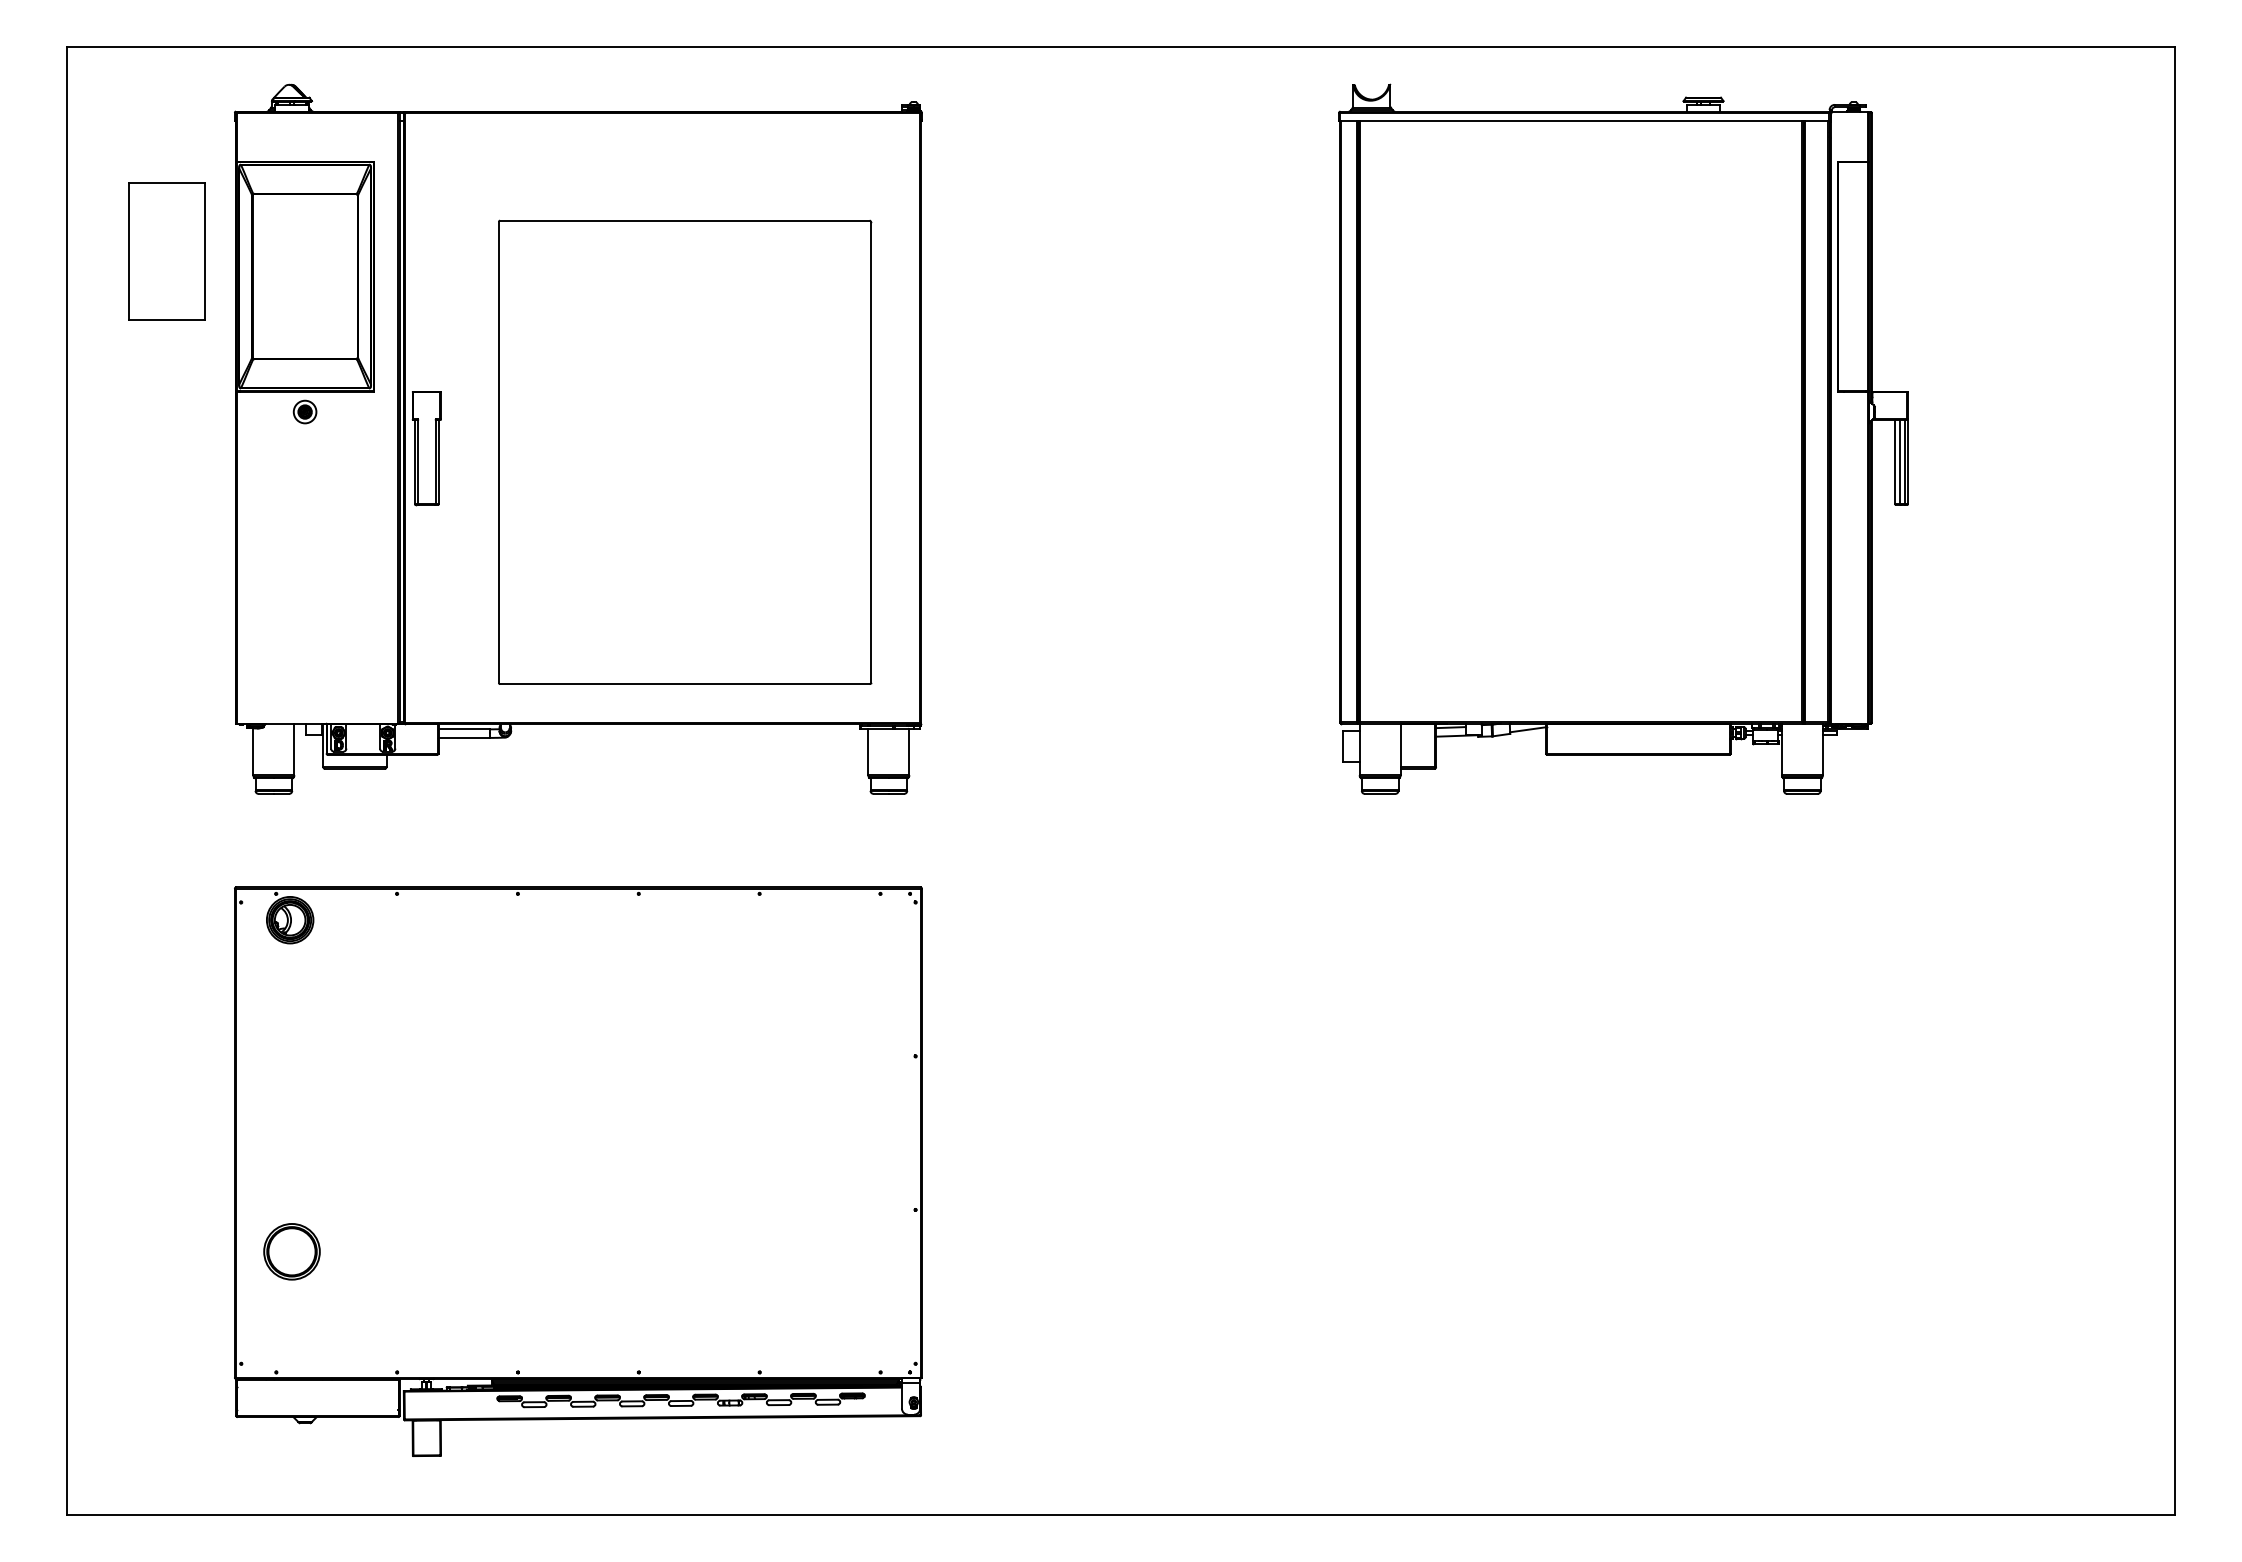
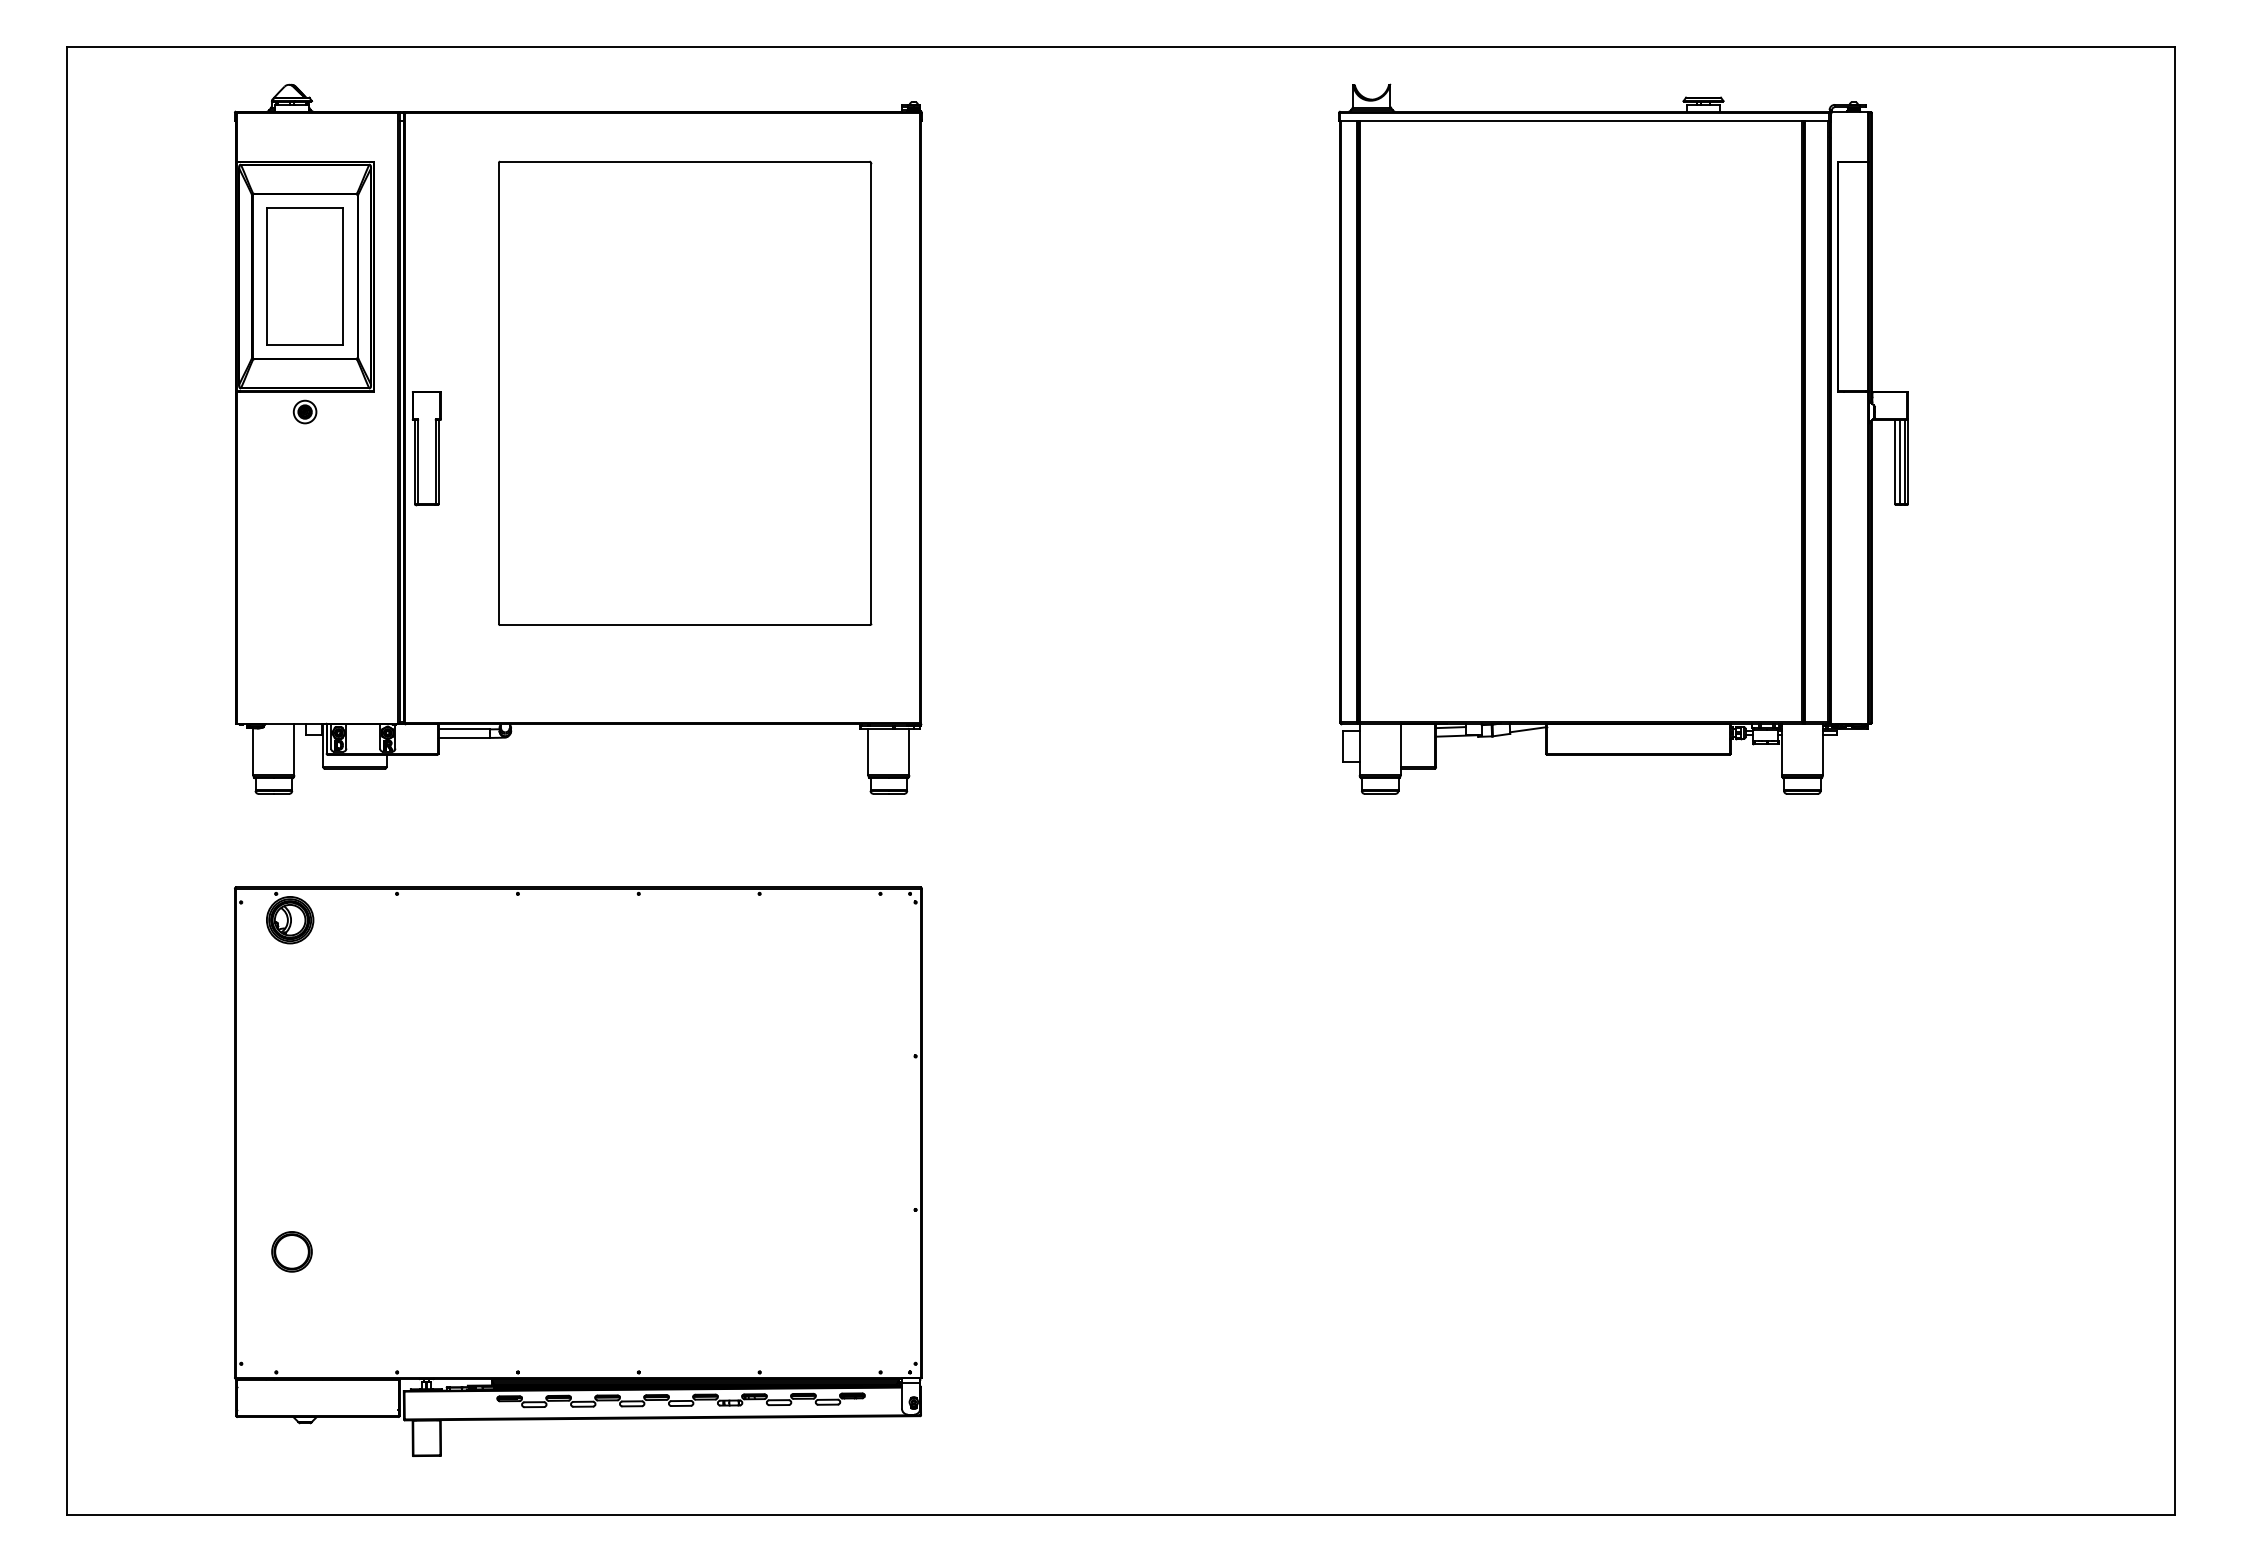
part position: (166, 251) -> (304, 276) (304, 276)
part position: (685, 451) -> (685, 392) (685, 392)
part size: 58x58 px -> 42x42 px (291, 1251)
